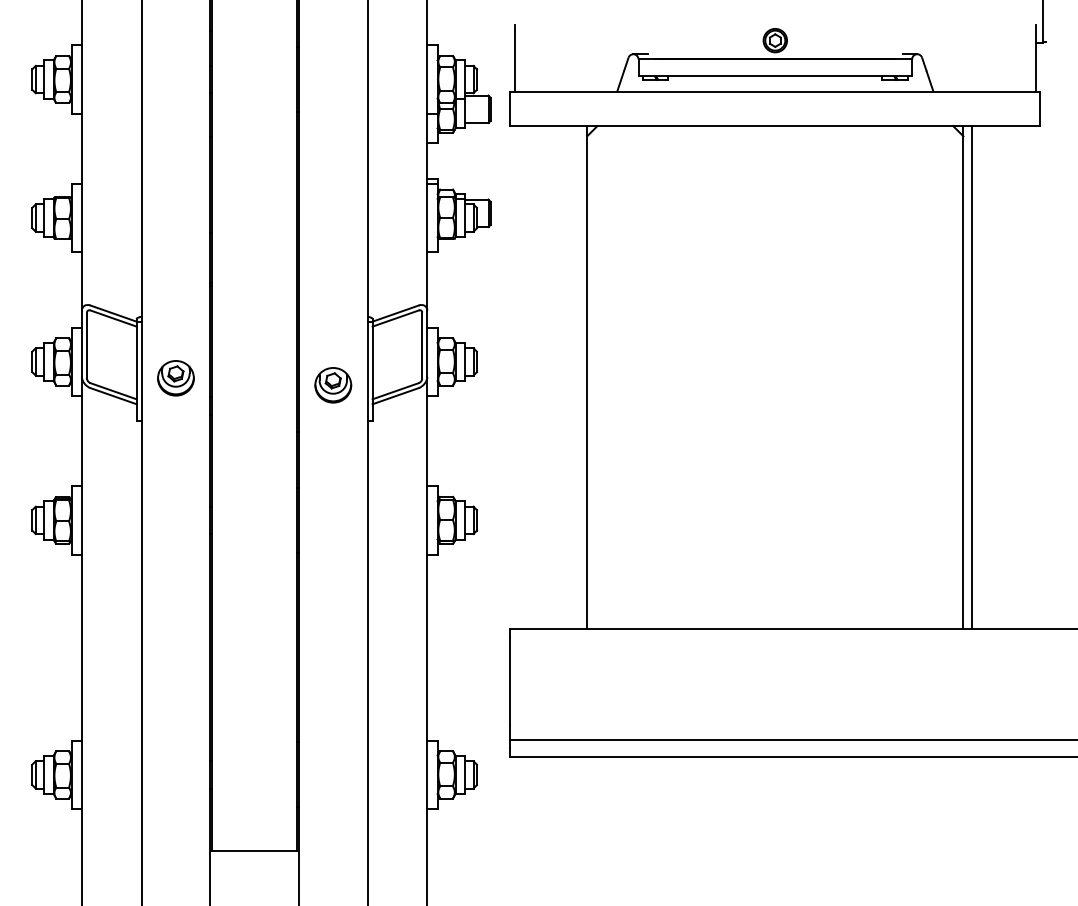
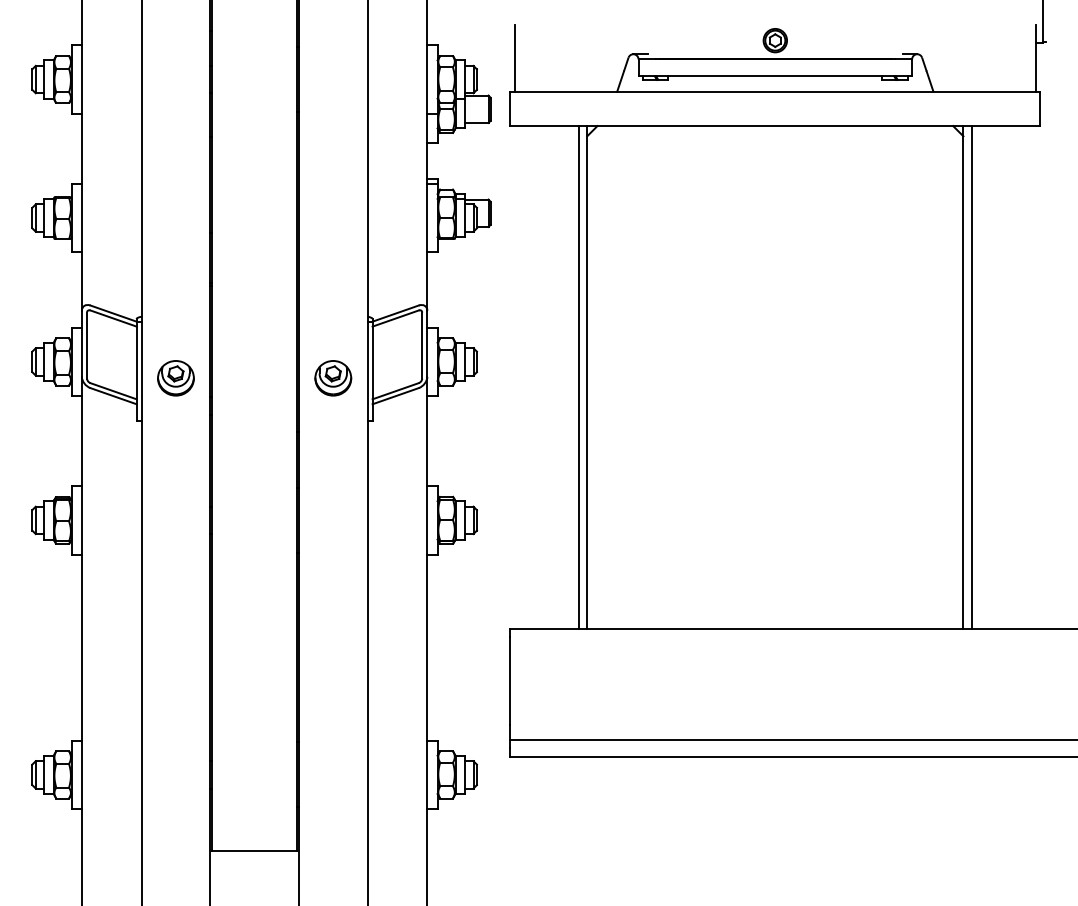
line: none -> present (578, 377)
part position: (333, 385) -> (333, 378) (333, 378)
